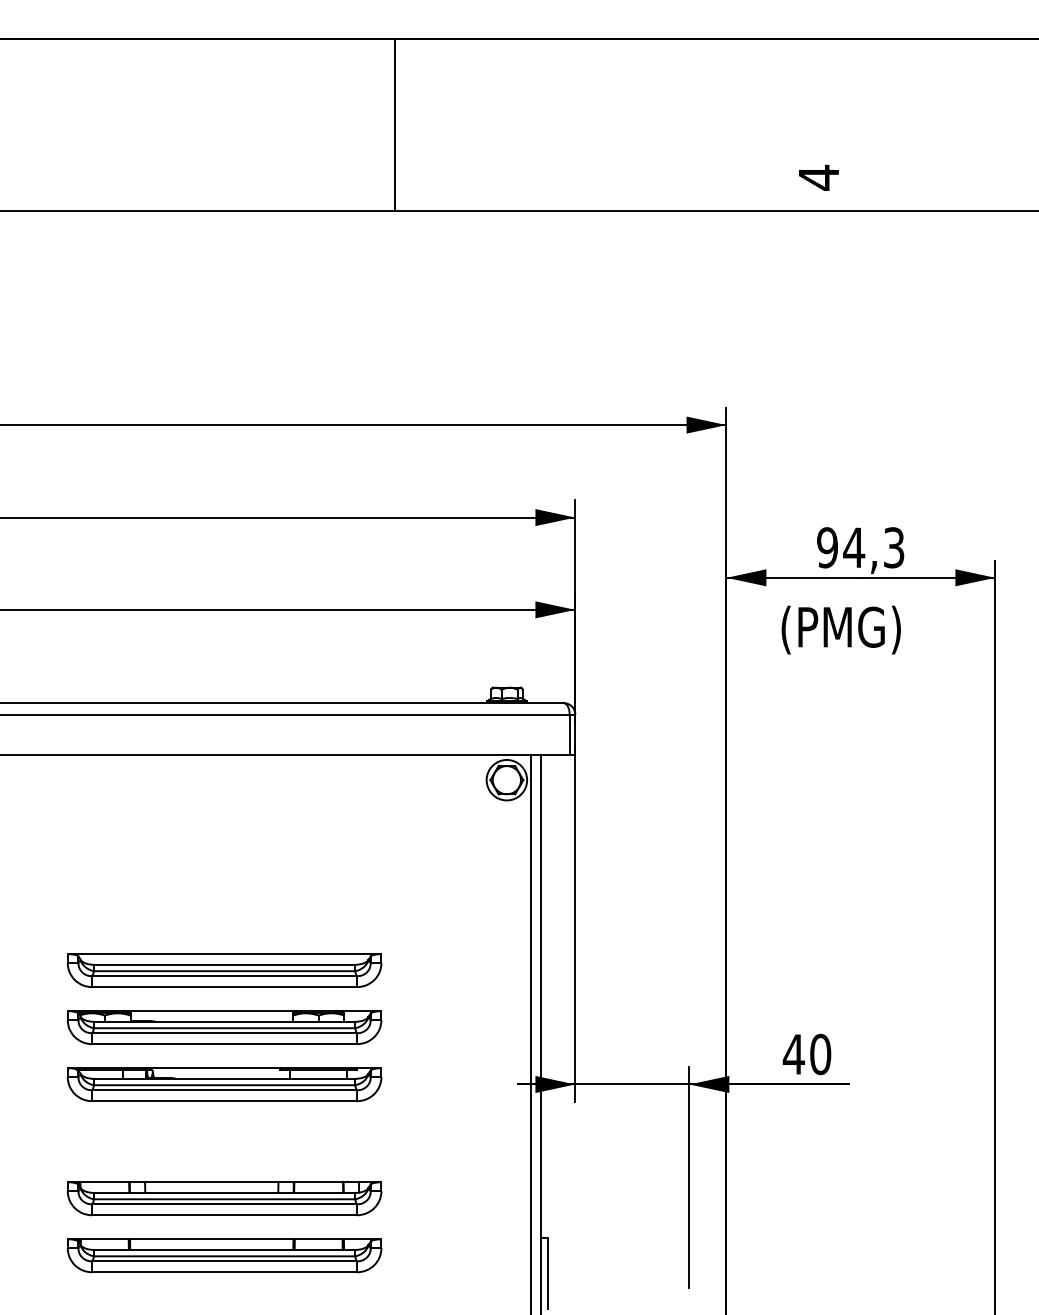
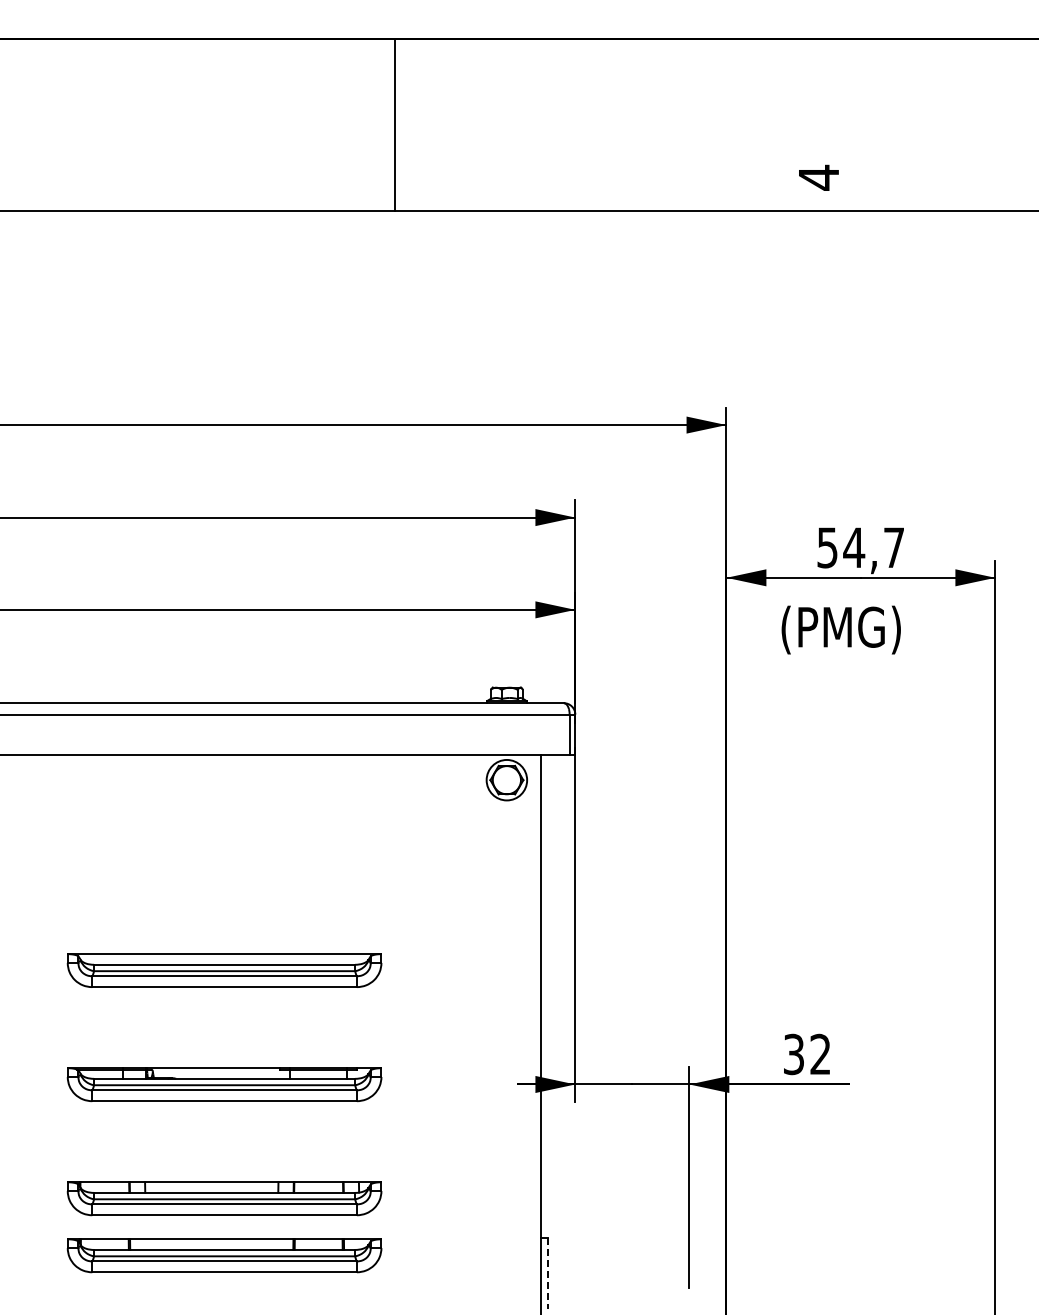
text: 94,3 -> 54,7 (860, 547)
part: present -> none (224, 1027)
line: present -> none (531, 1032)
text: 40 -> 32 (806, 1054)
line: solid -> dashed (548, 1273)
